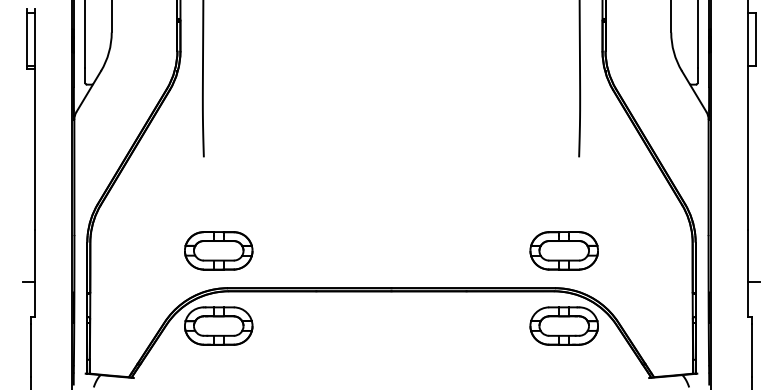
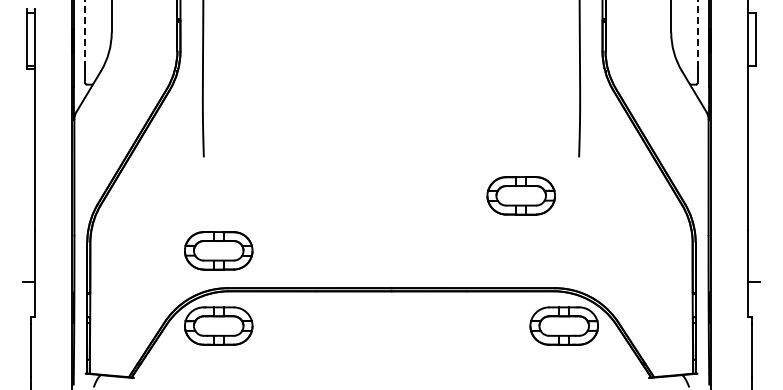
line: solid -> dashed (85, 33)
line: solid -> dashed (697, 33)
part position: (563, 250) -> (520, 195) (520, 195)
